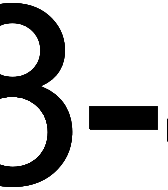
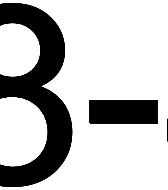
part position: (123, 117) -> (123, 111) (123, 111)
